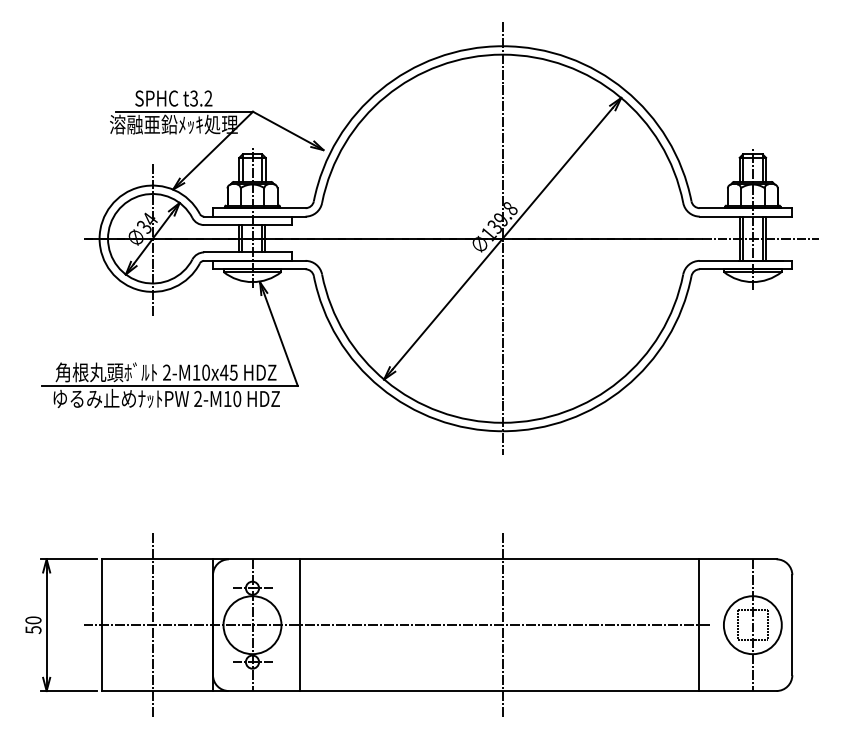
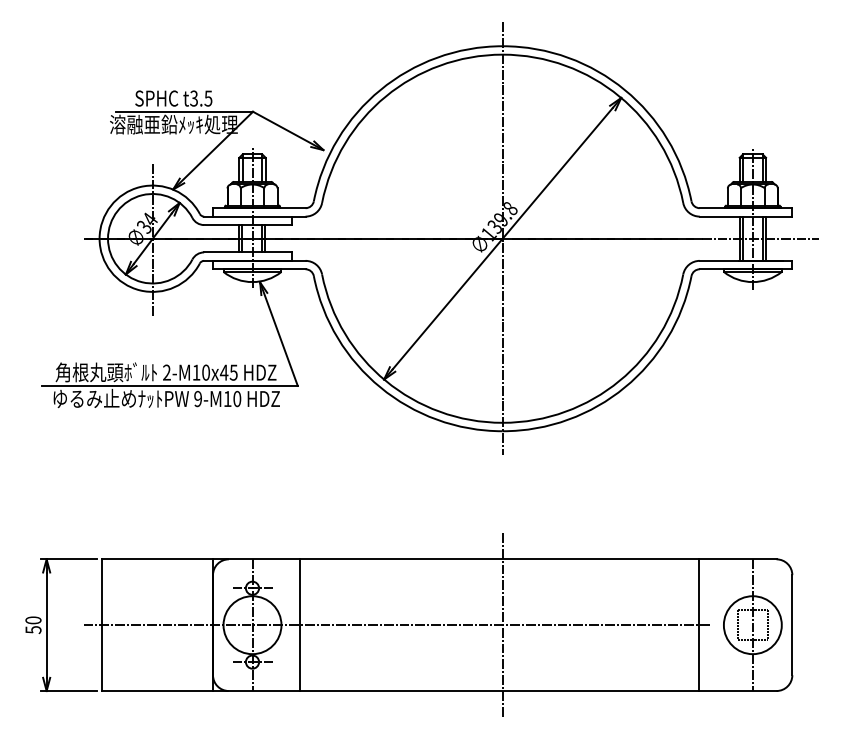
text: t3.2 -> t3.5 (208, 98)
text: 2-M10 -> 9-M10 (198, 399)
line: present -> none (152, 625)
